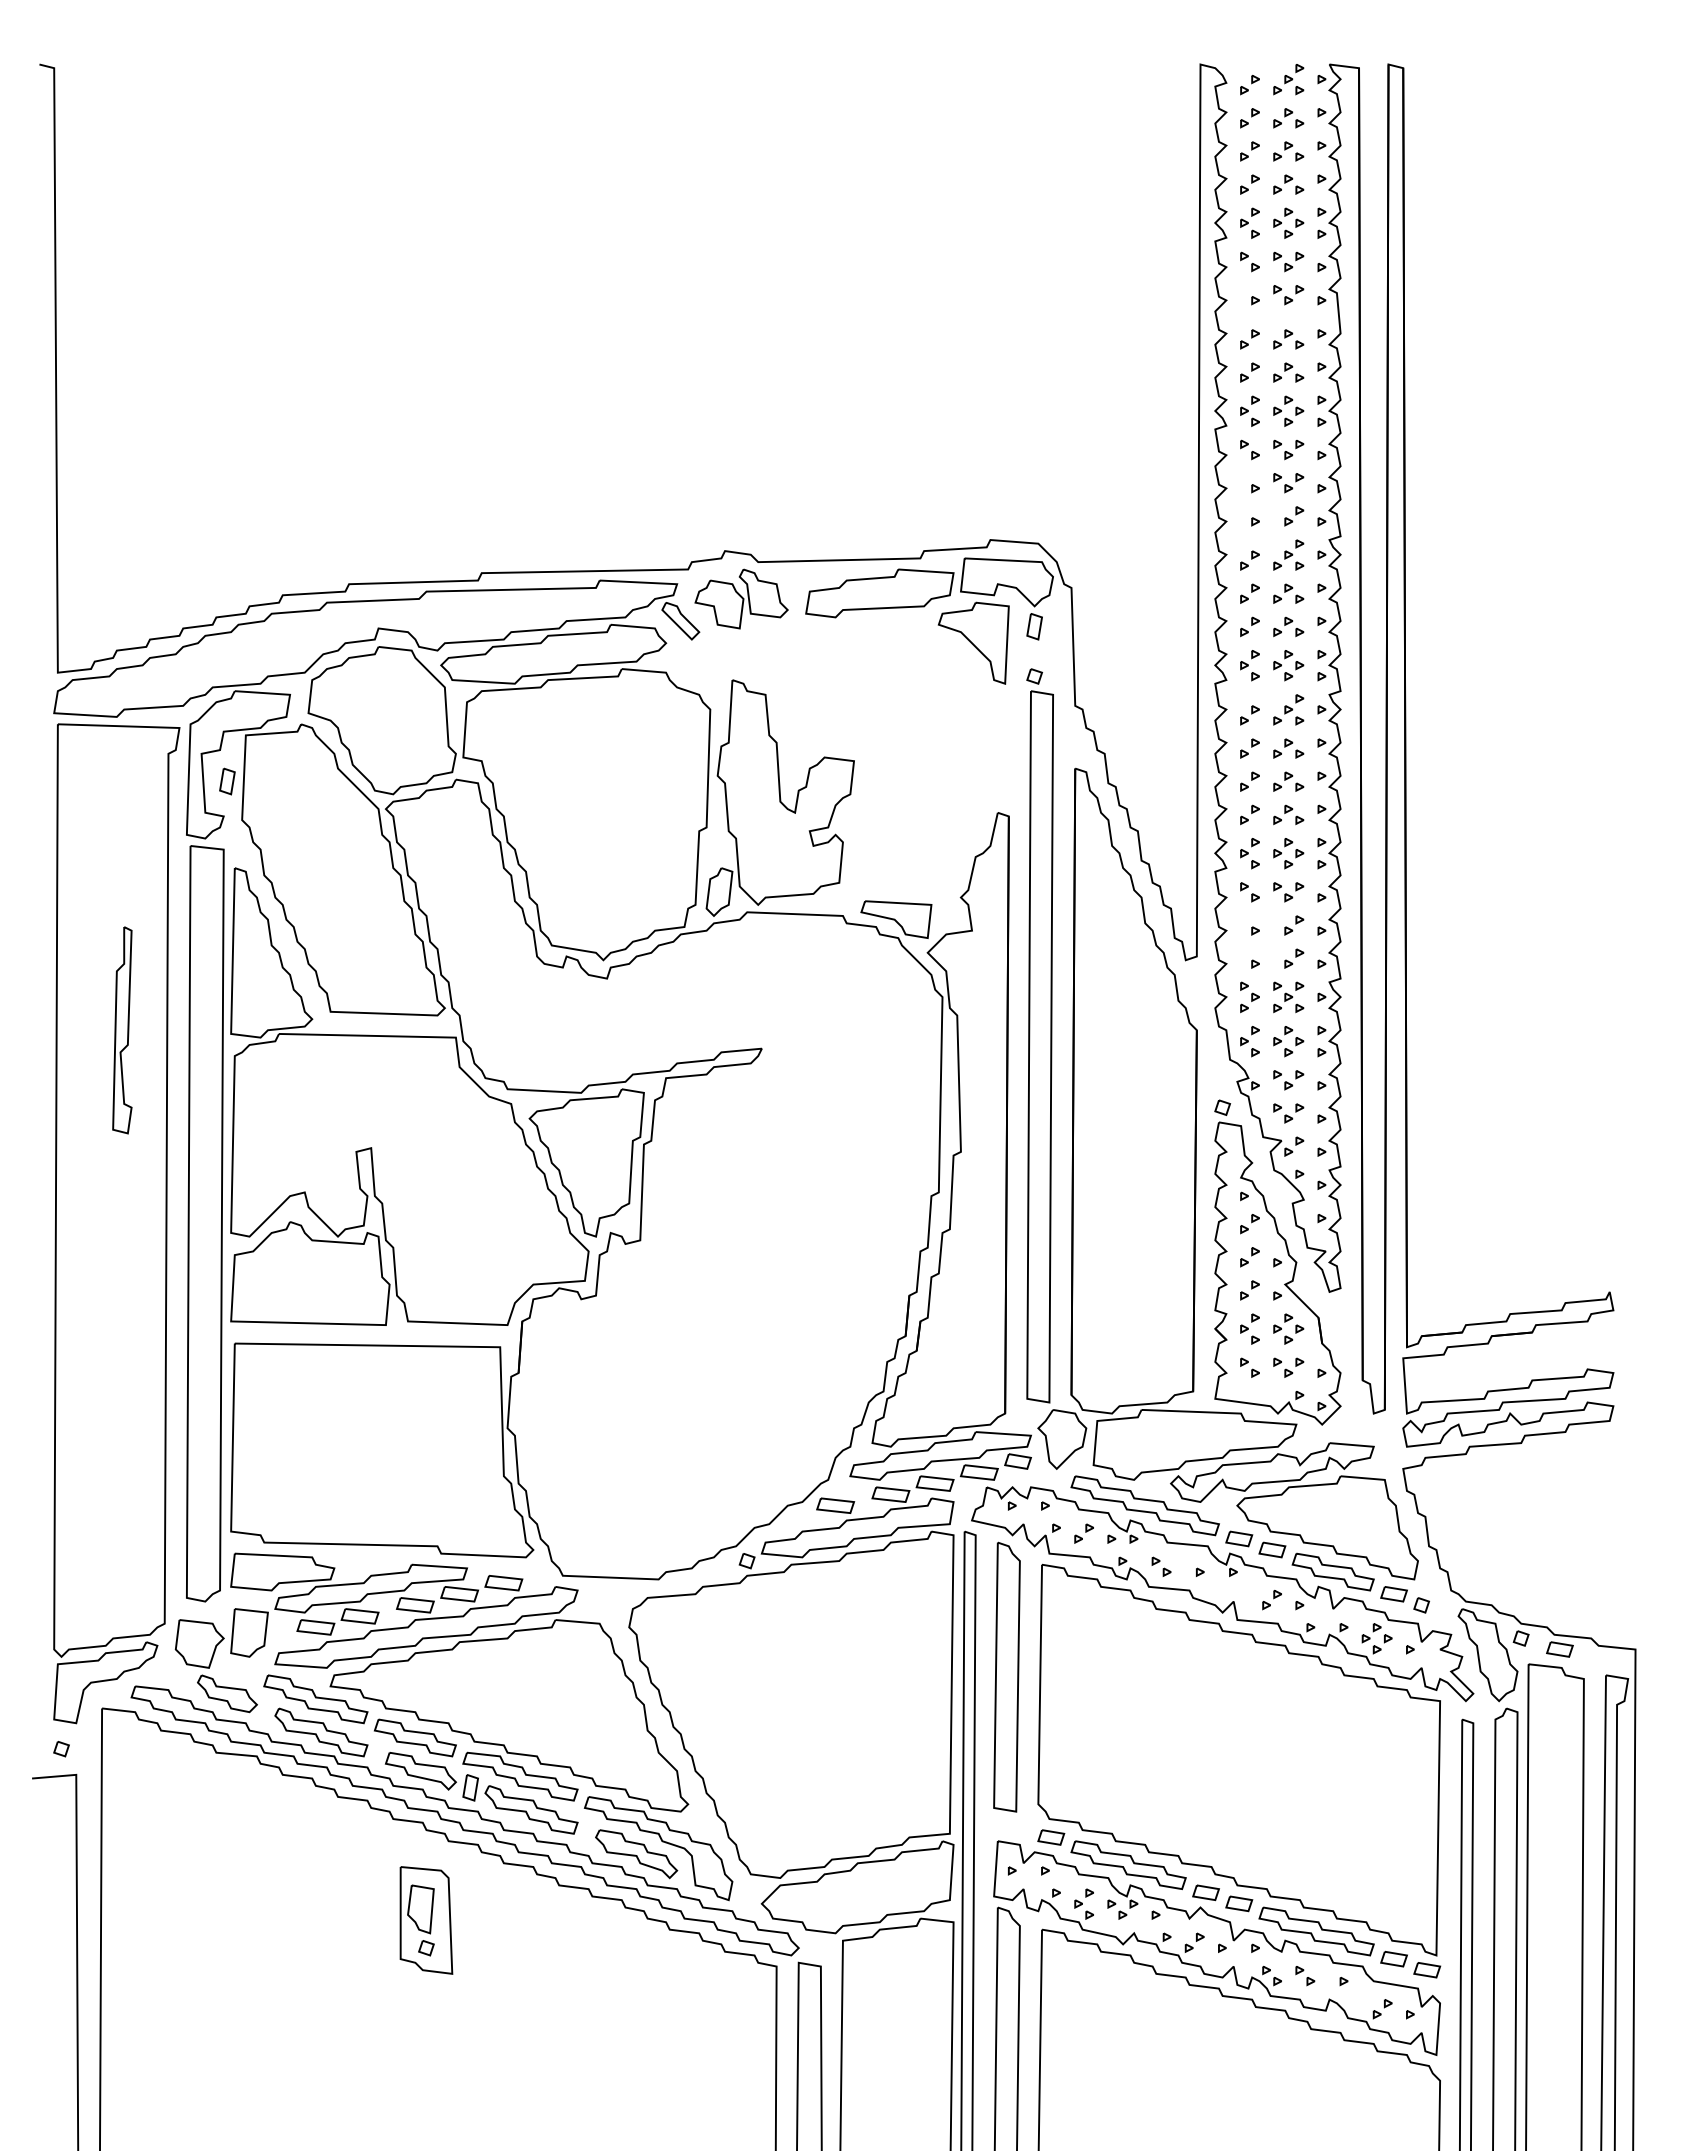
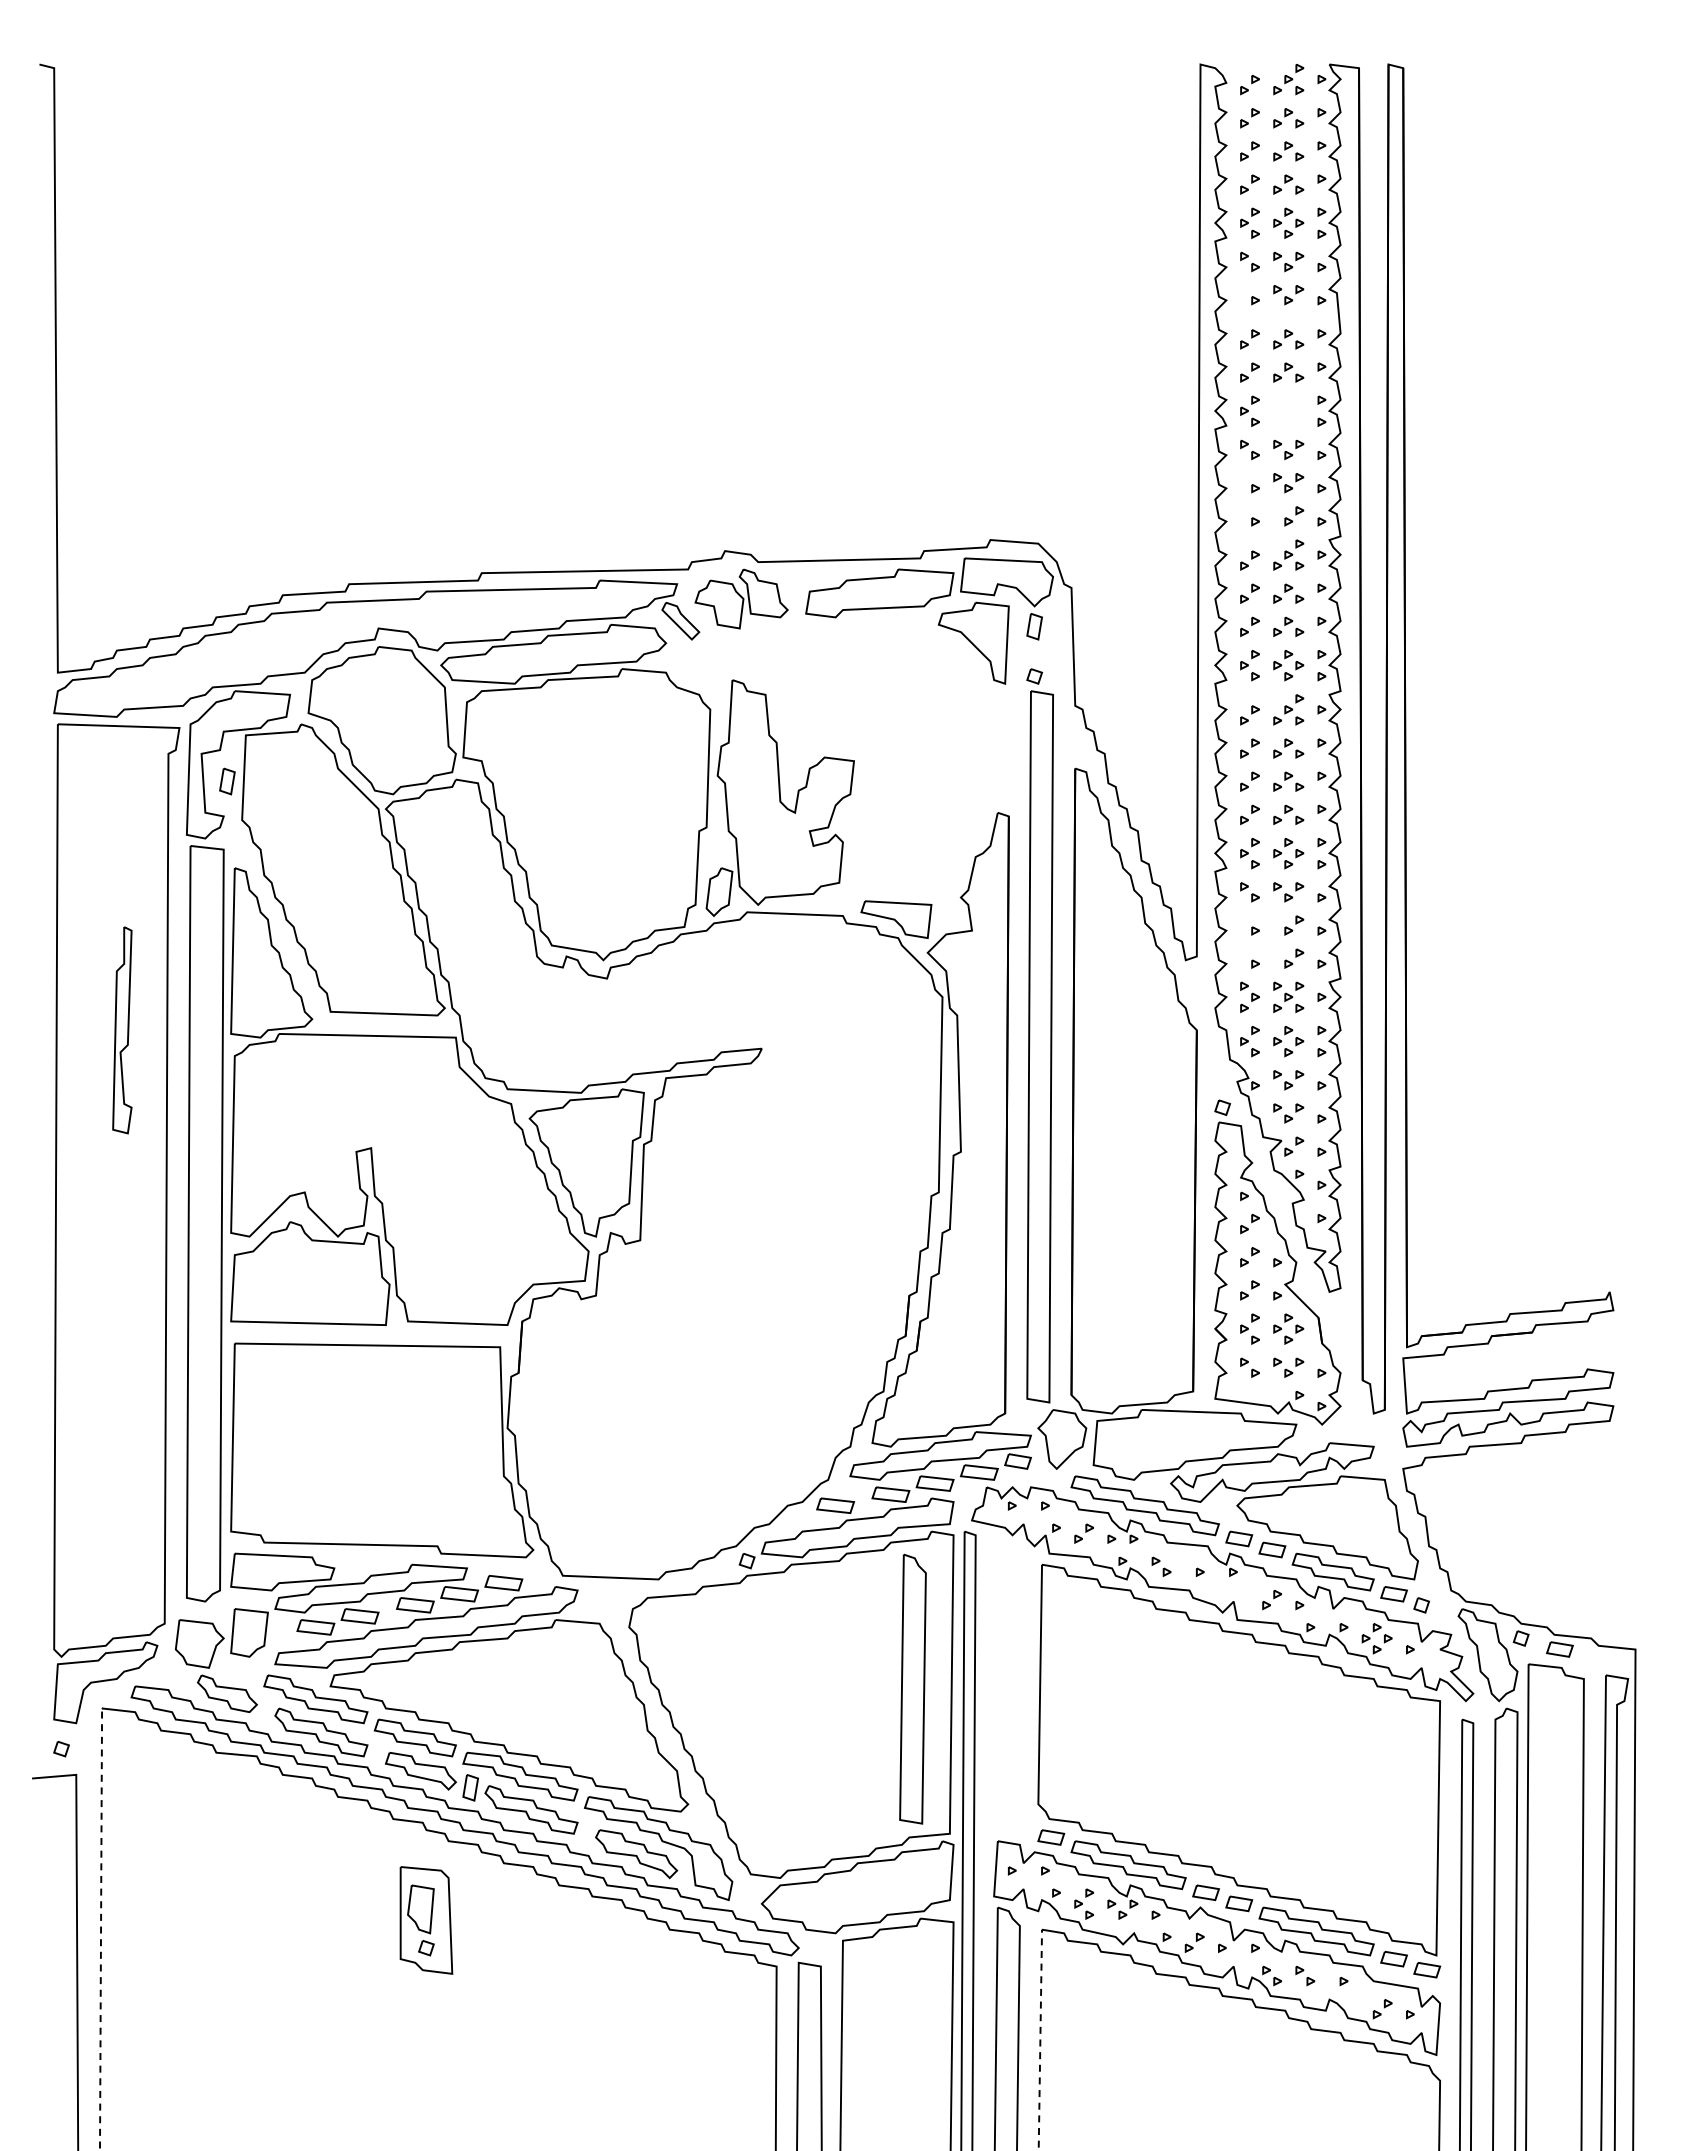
part: present -> none (1285, 404)
part position: (1006, 1676) -> (912, 1688) (912, 1688)
line: solid -> dashed (101, 1928)
line: solid -> dashed (1040, 2039)
